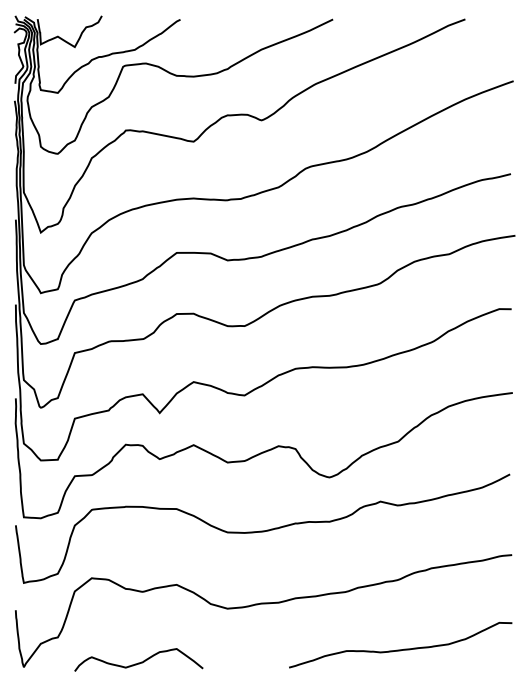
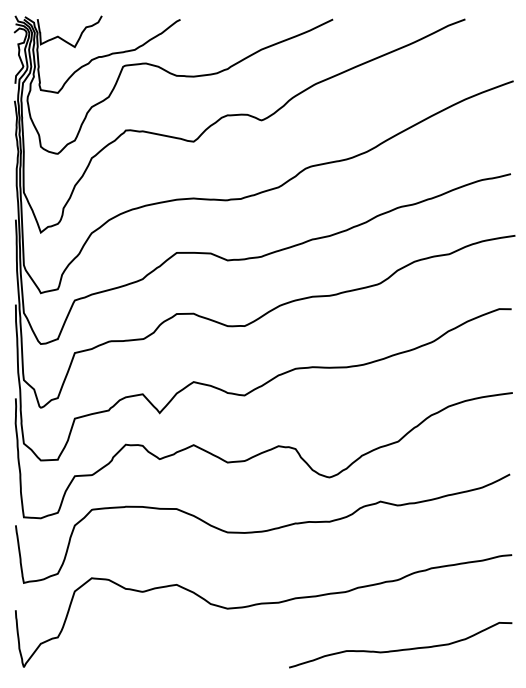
curve: present -> none (138, 662)
